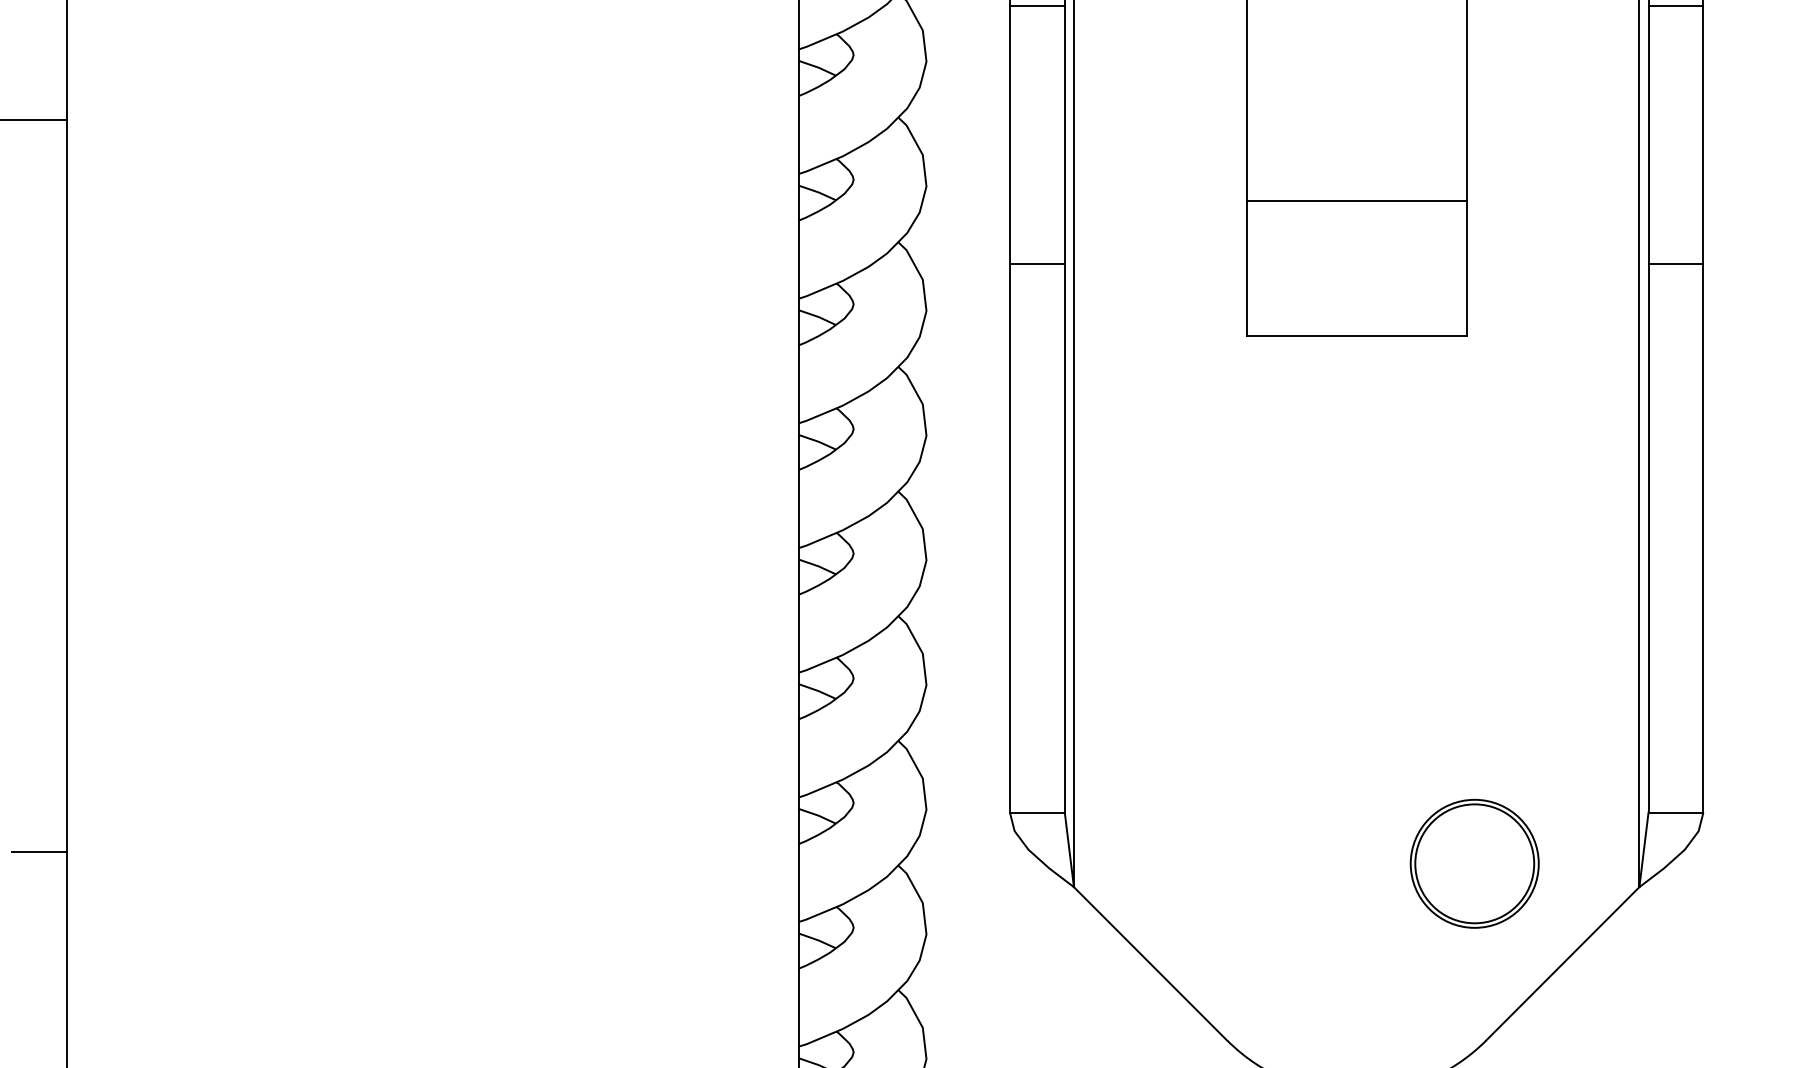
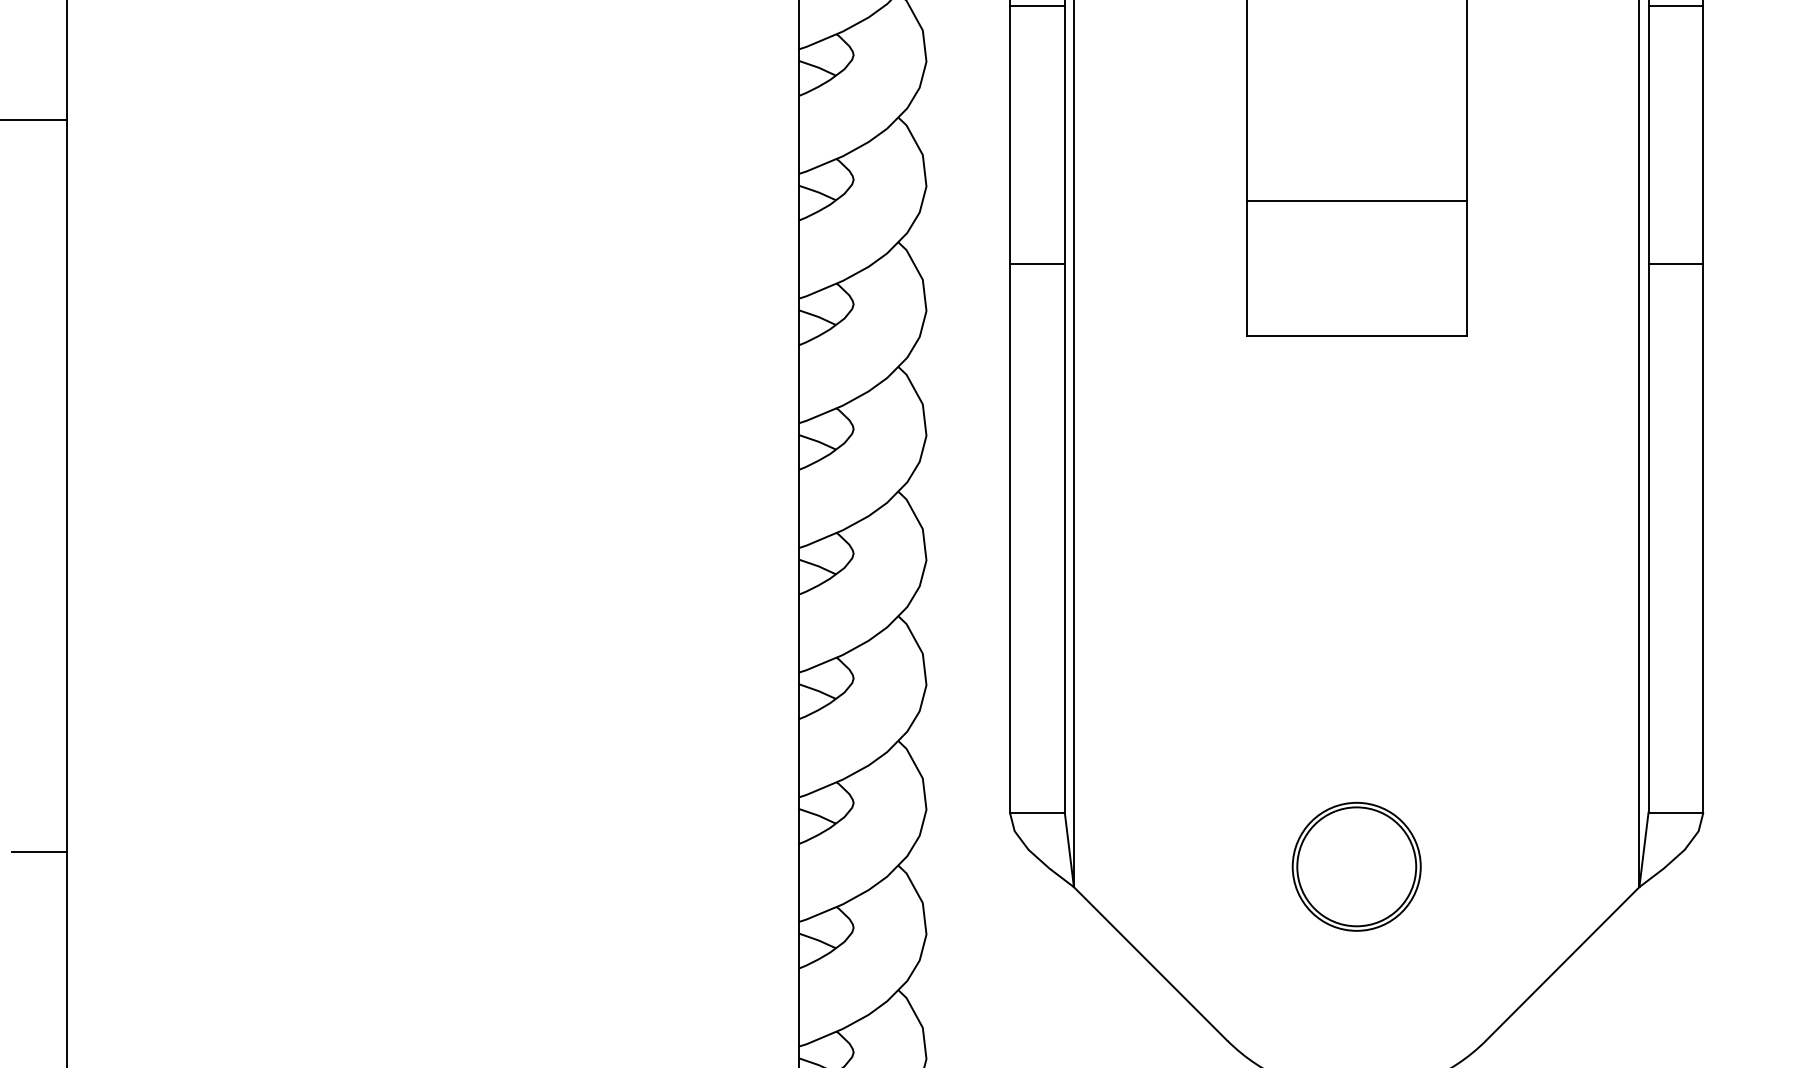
part position: (1474, 863) -> (1356, 866) (1356, 866)
